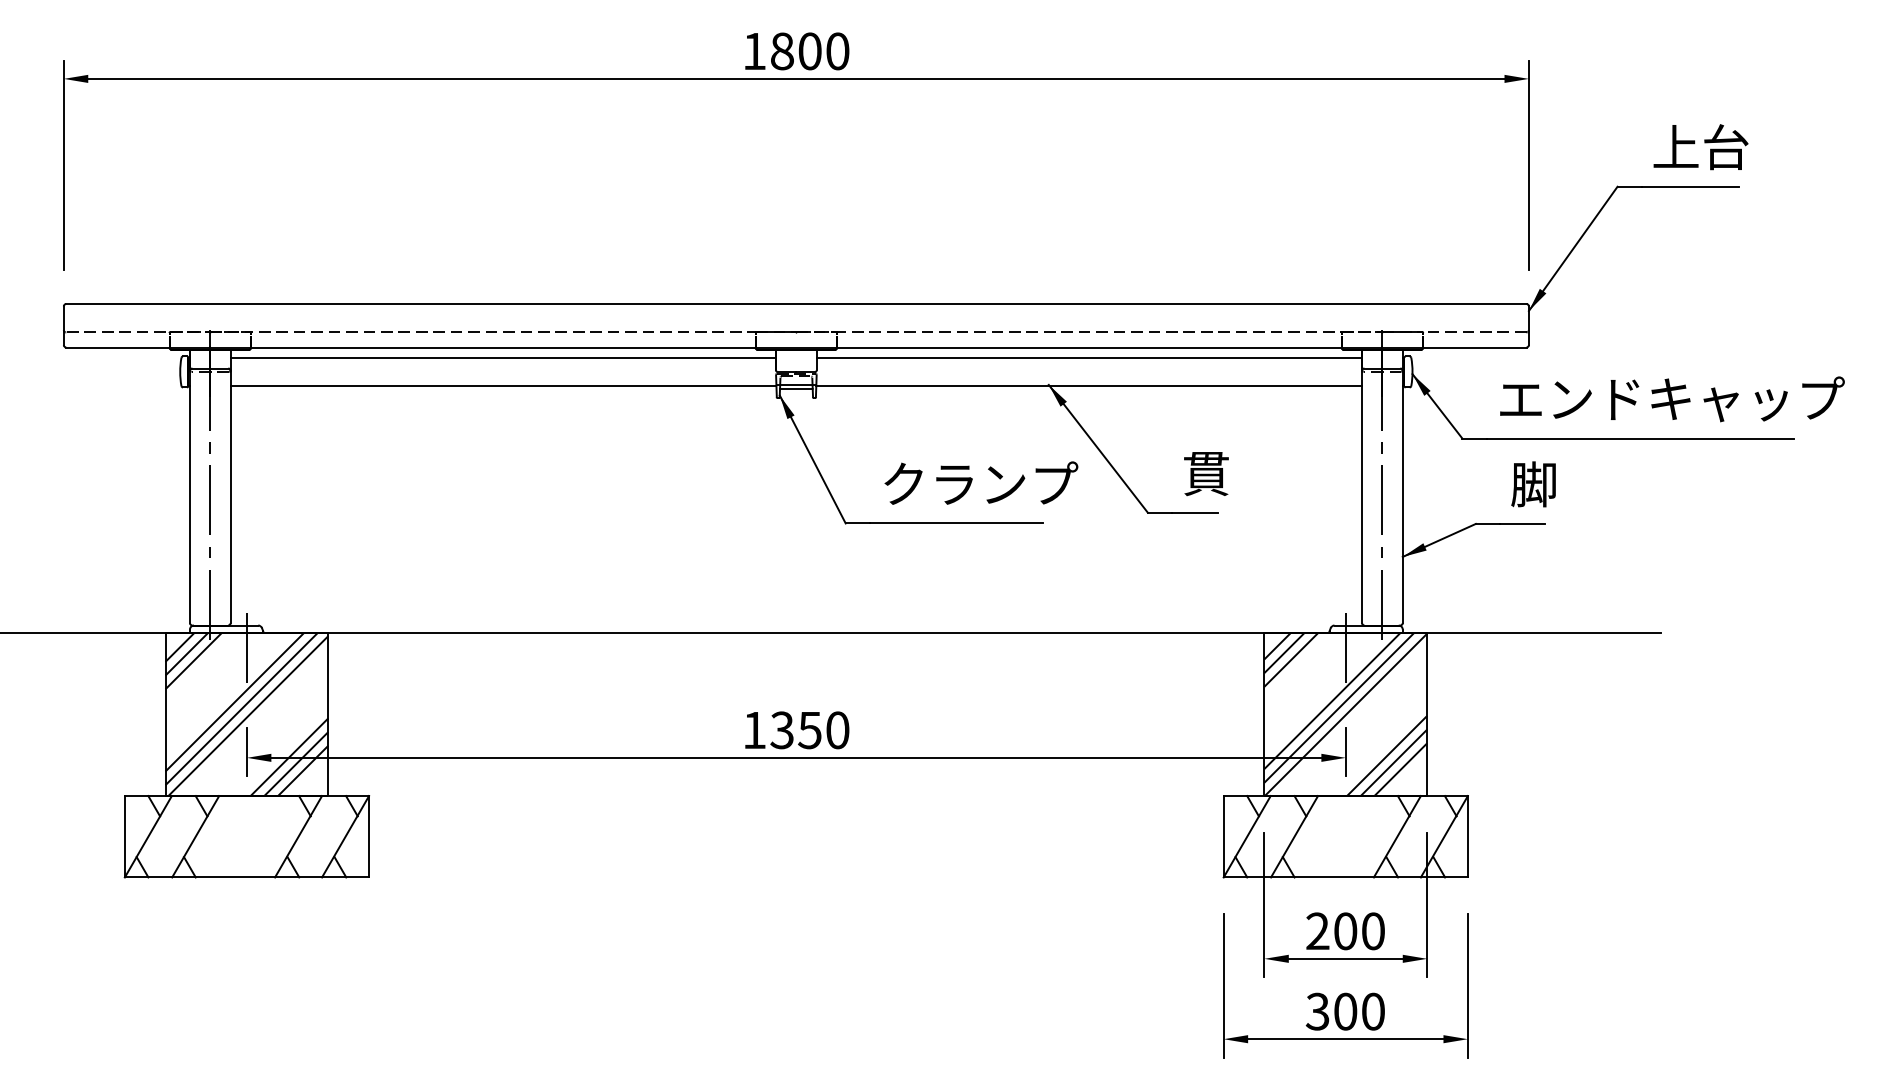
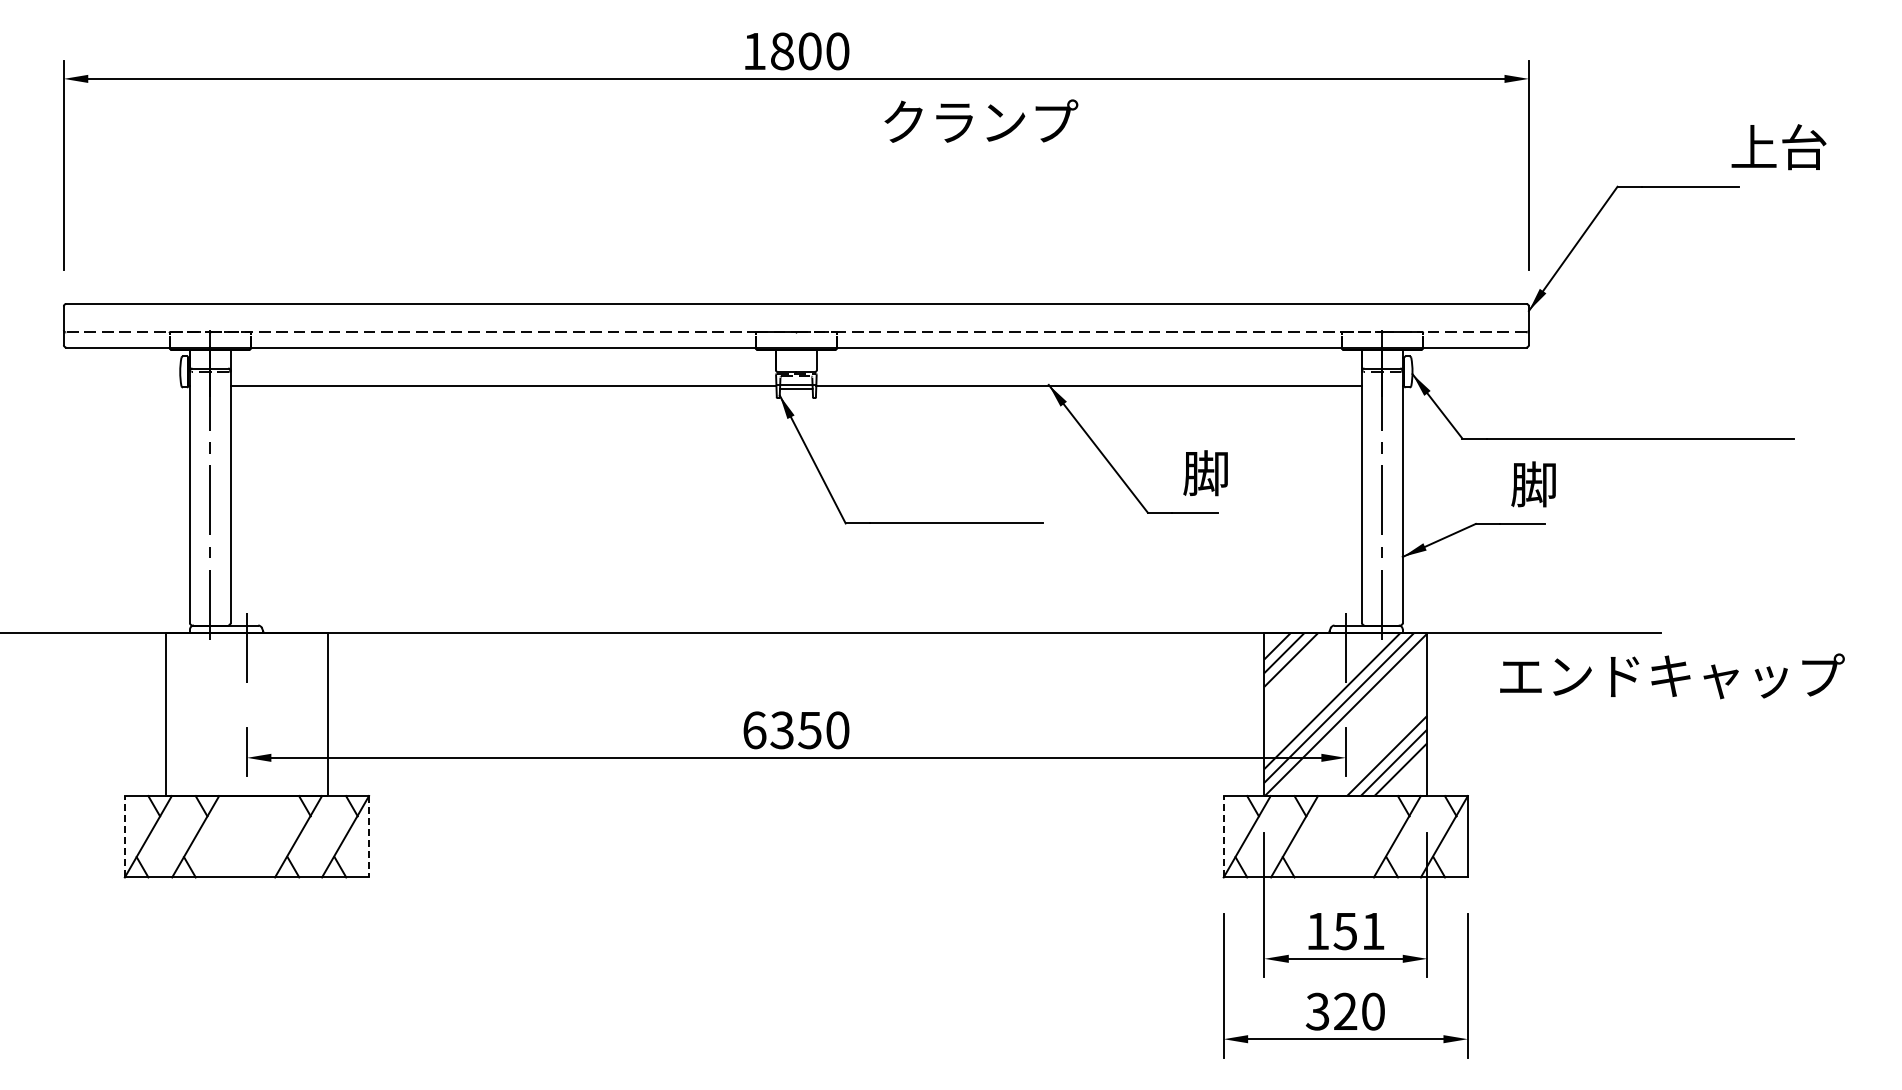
text position: (1700, 147) -> (1778, 147) (1778, 147)
line: present -> none (503, 358)
line: present -> none (1089, 358)
text position: (1672, 399) -> (1672, 676) (1672, 676)
text: 貫 -> 脚 (1205, 473)
text position: (981, 482) -> (981, 120) (981, 120)
hatch: present -> none (246, 714)
text: 1350 -> 6350 (754, 730)
line: solid -> dashed (124, 836)
line: solid -> dashed (369, 836)
line: solid -> dashed (1223, 836)
text: 200 -> 151 (1345, 931)
text: 300 -> 320 (1345, 1011)
